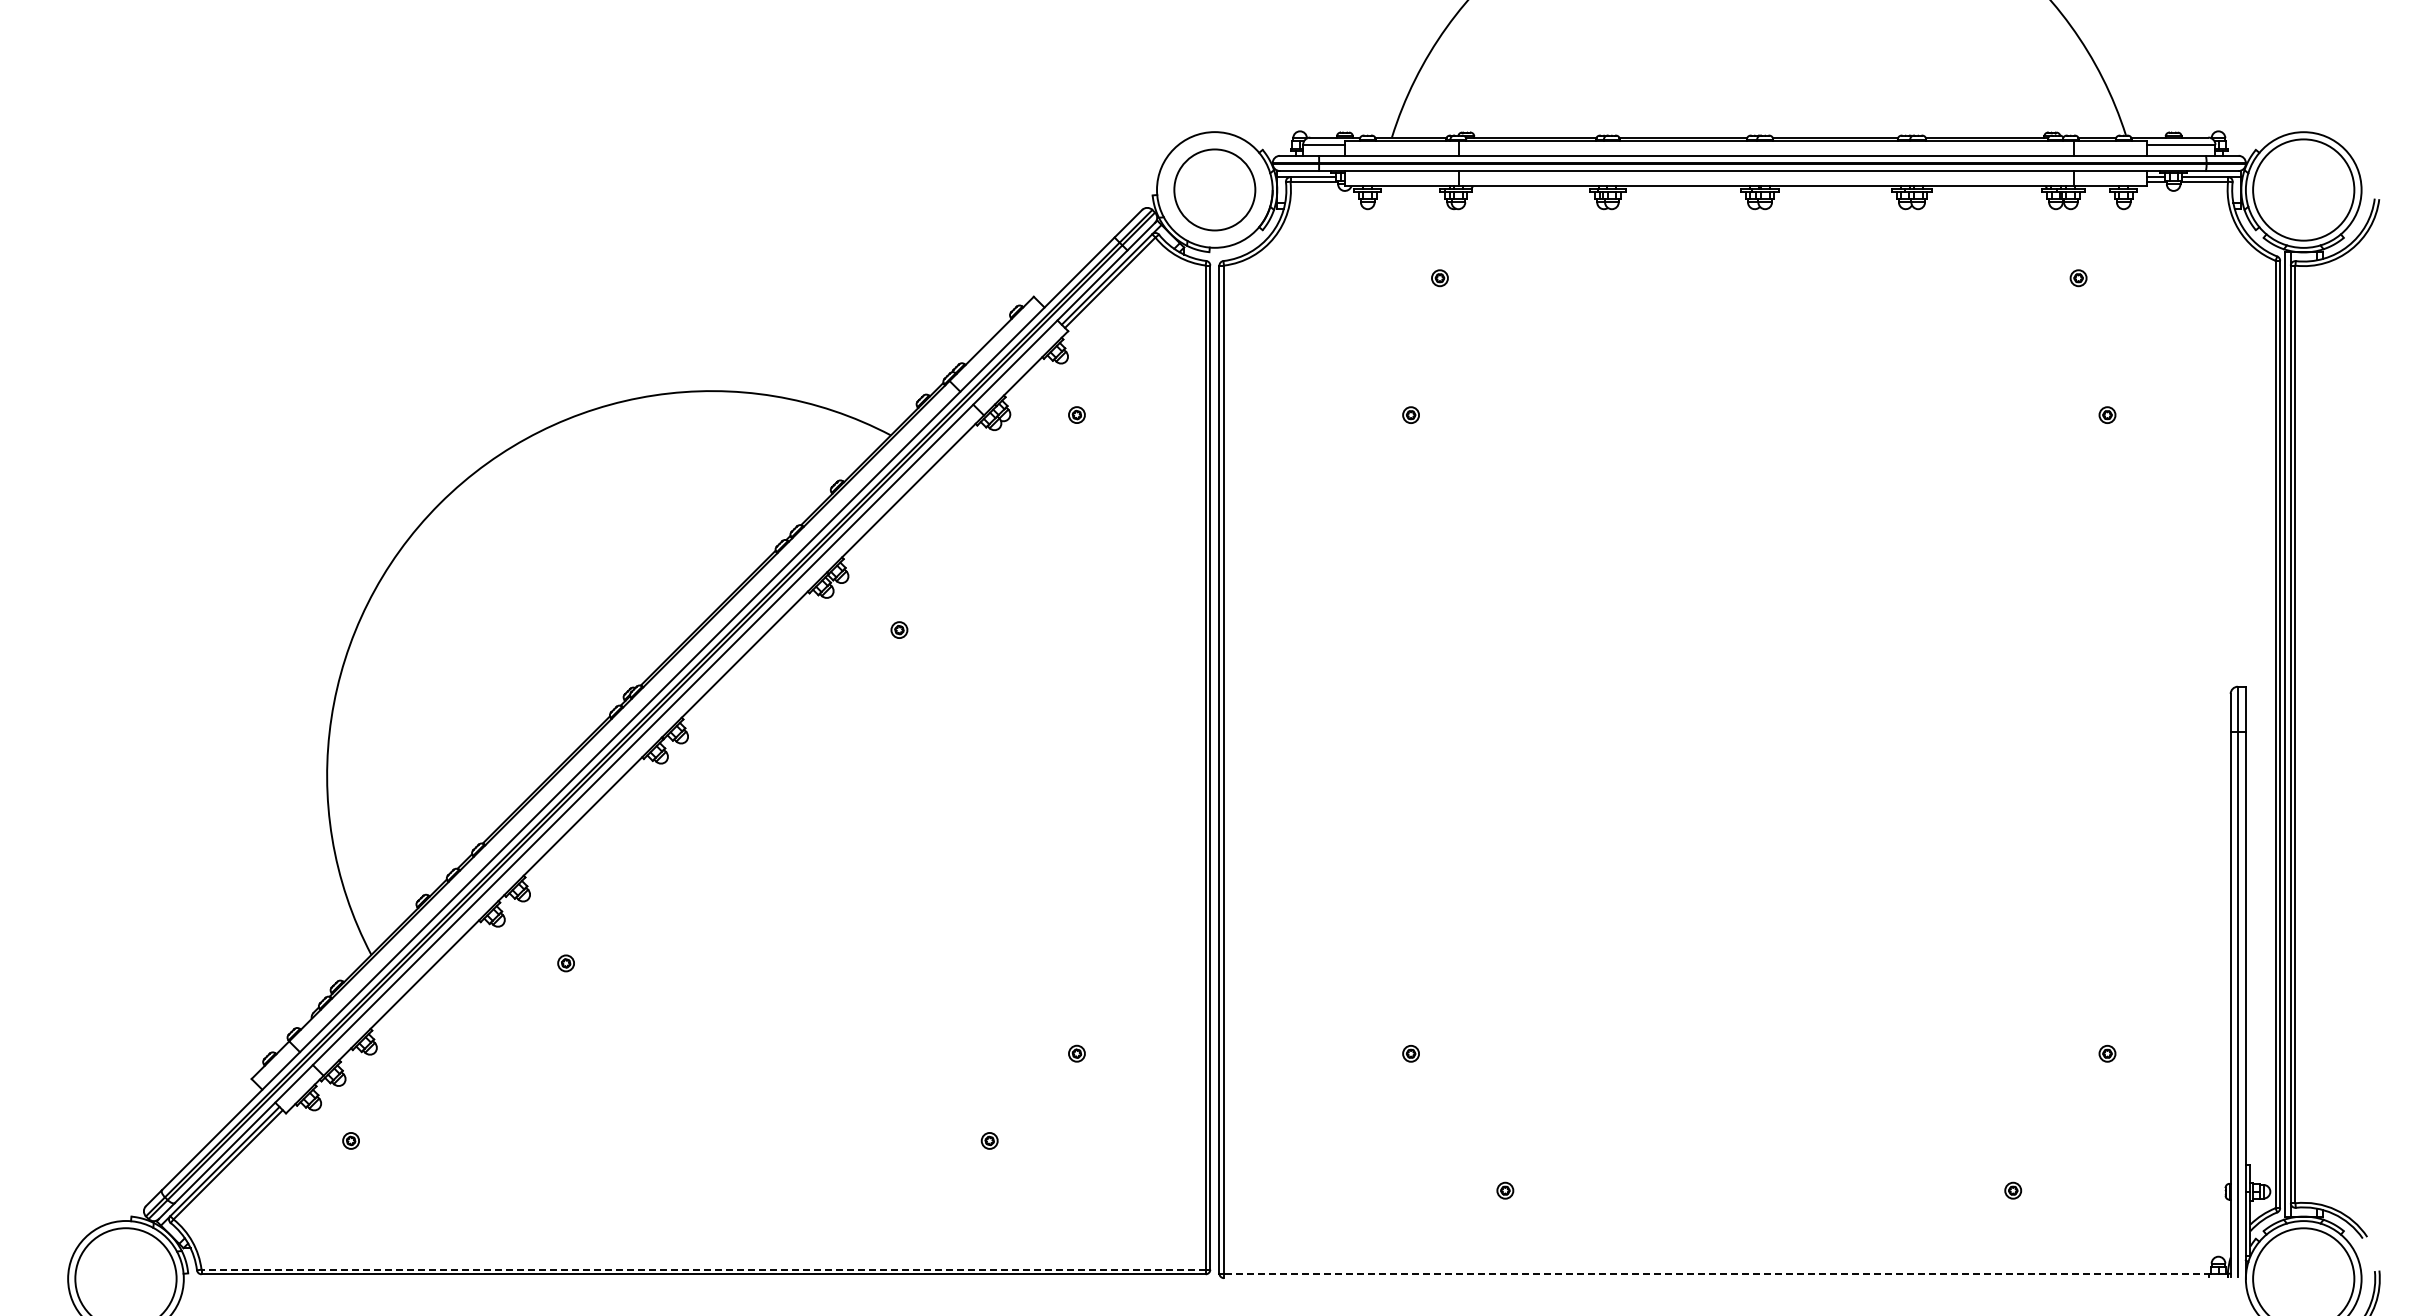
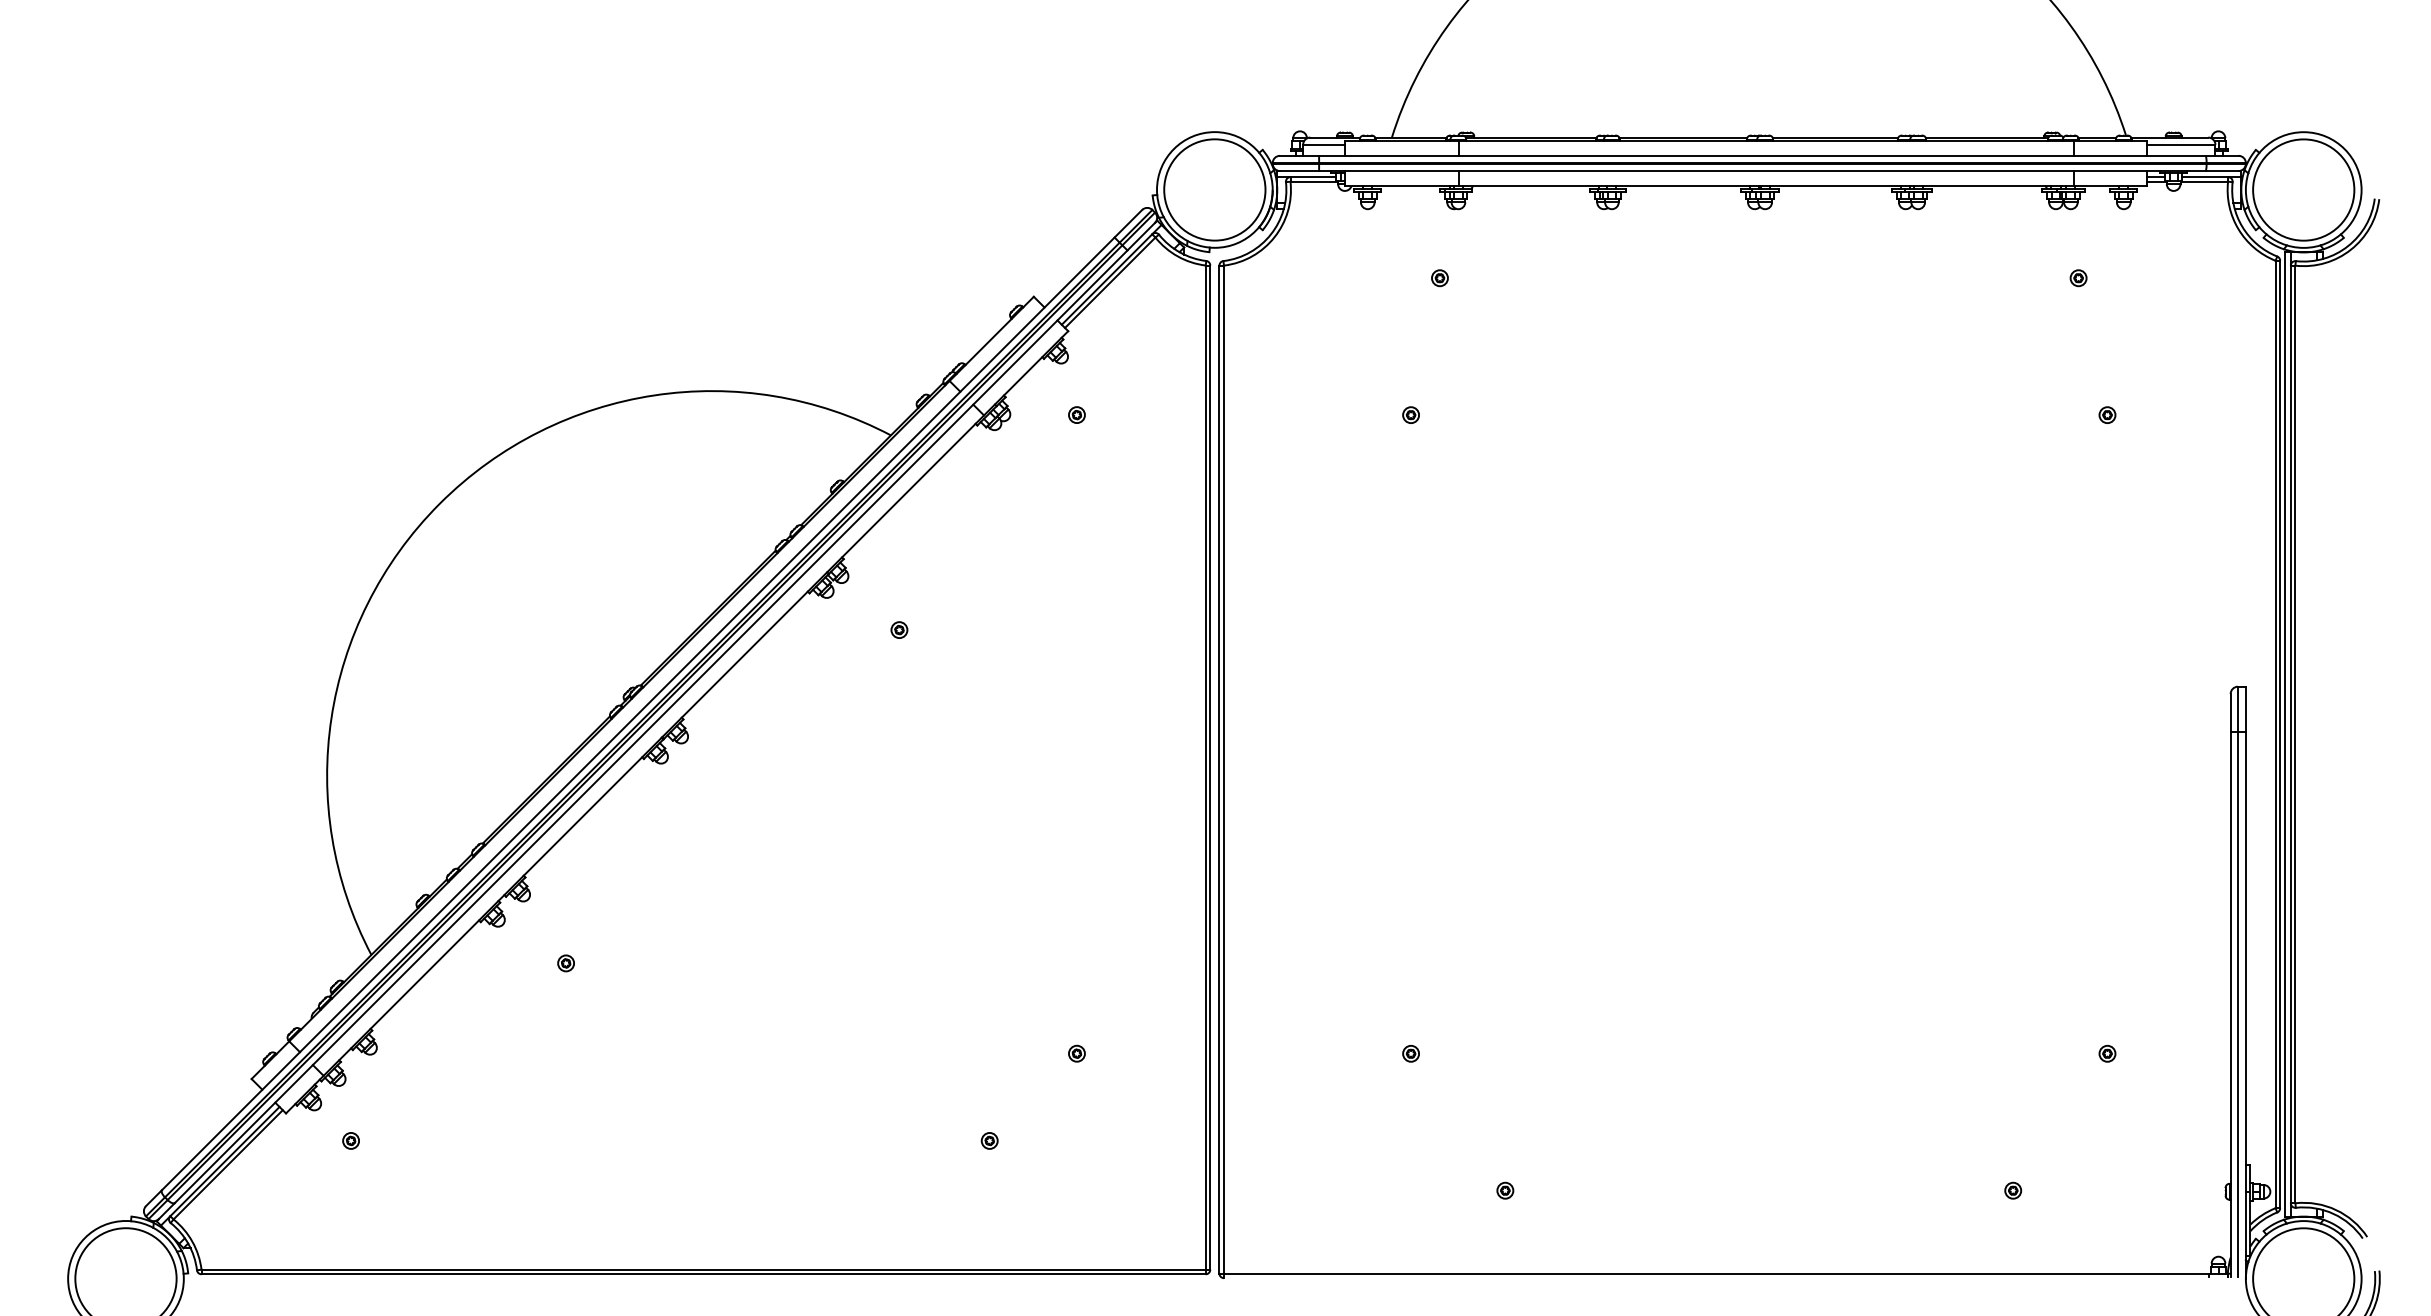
circle diameter: 81 px -> 101 px (1214, 189)
line: dashed -> solid (703, 1269)
line: dashed -> solid (1716, 1273)
